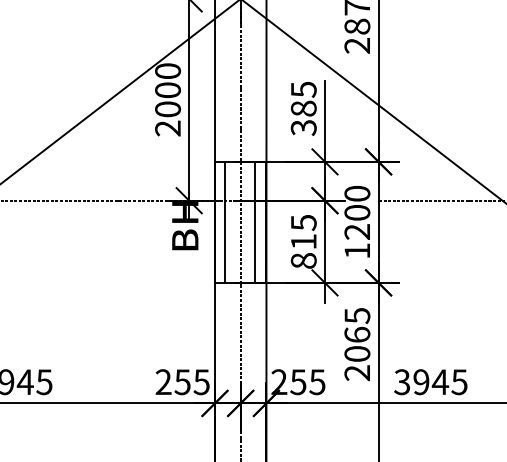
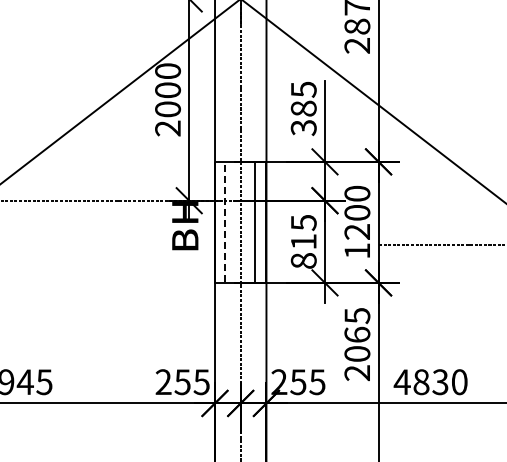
line position: (440, 200) -> (440, 244) (440, 244)
line: solid -> dashed (225, 221)
text: 3945 -> 4830 (430, 382)
